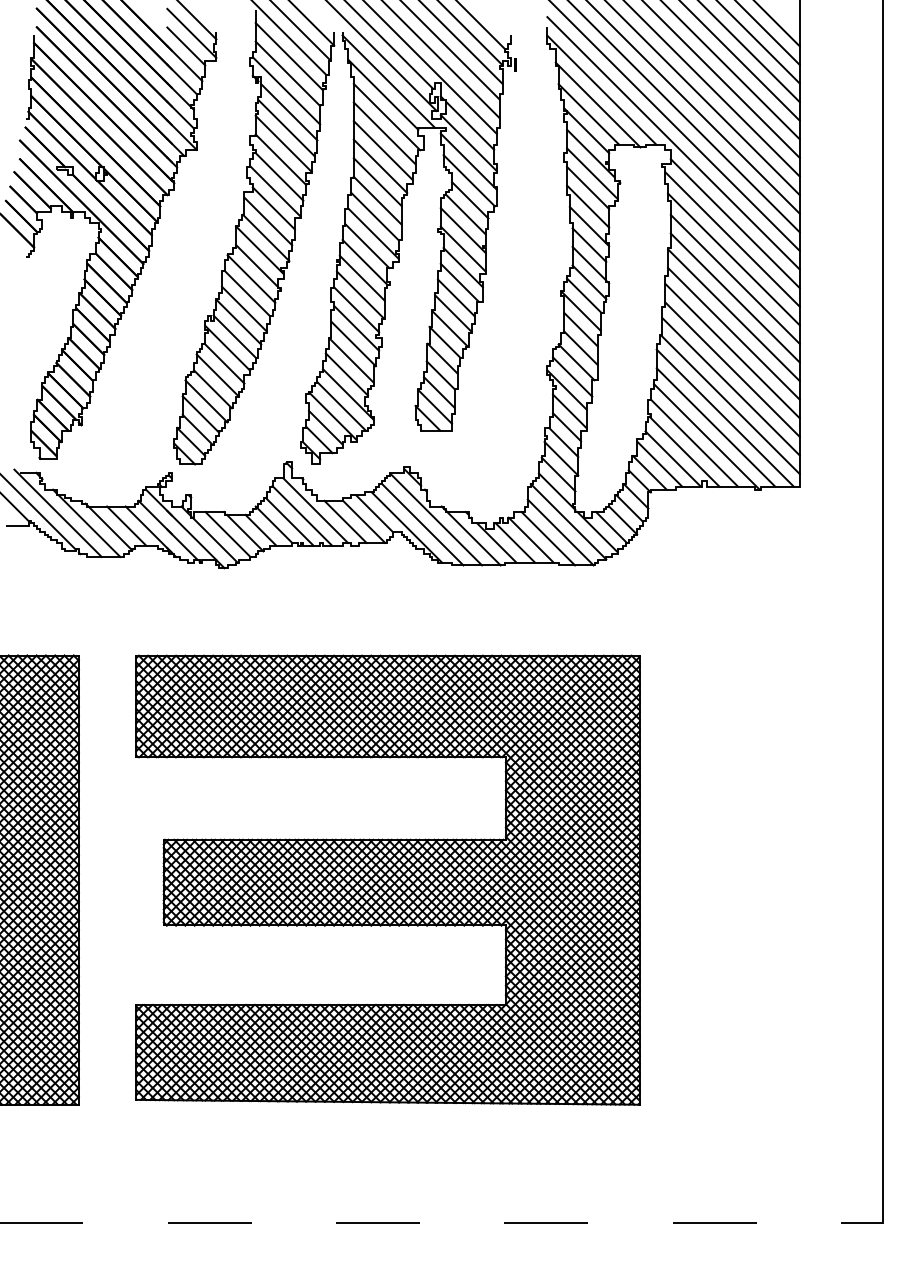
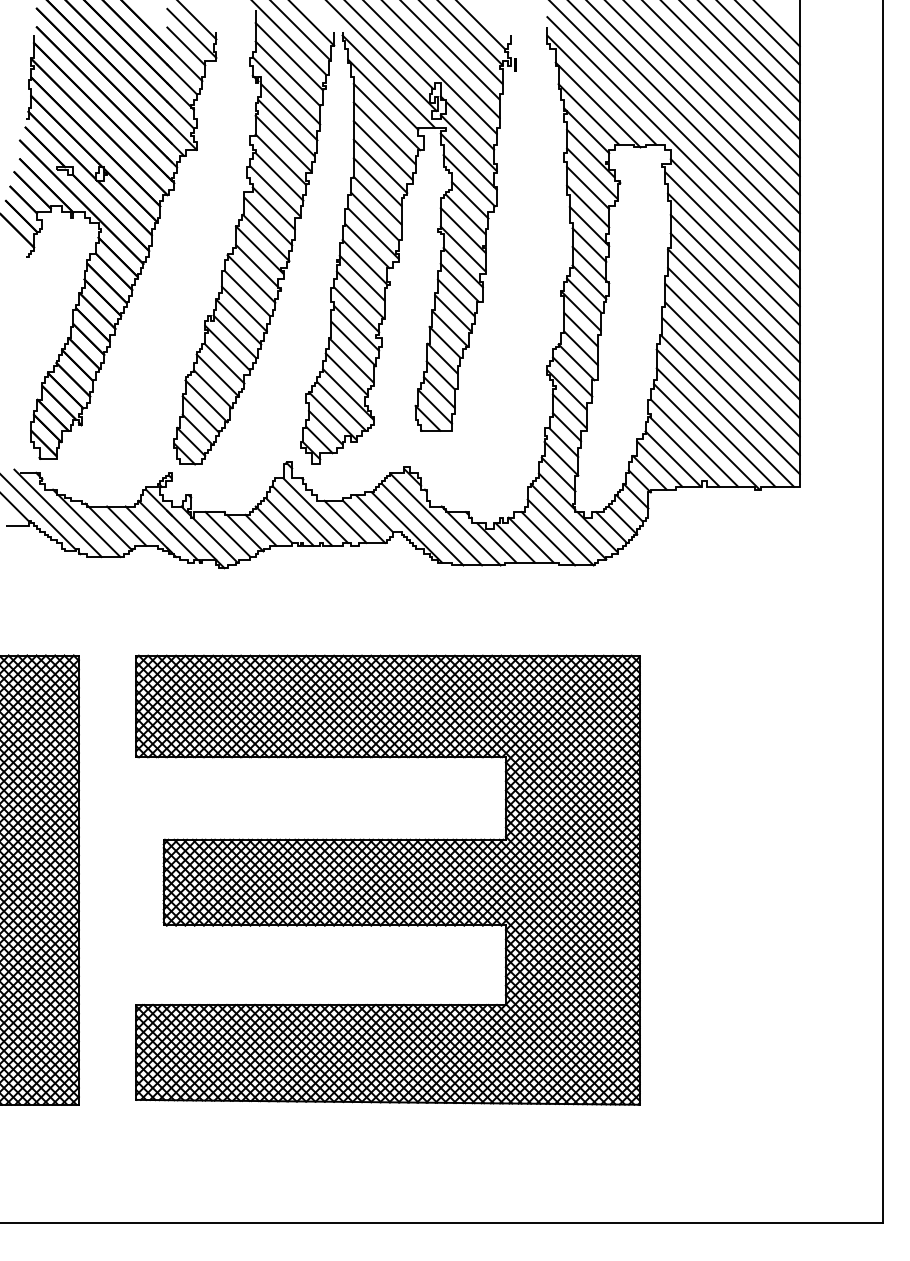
line: dashed -> solid (442, 1223)
